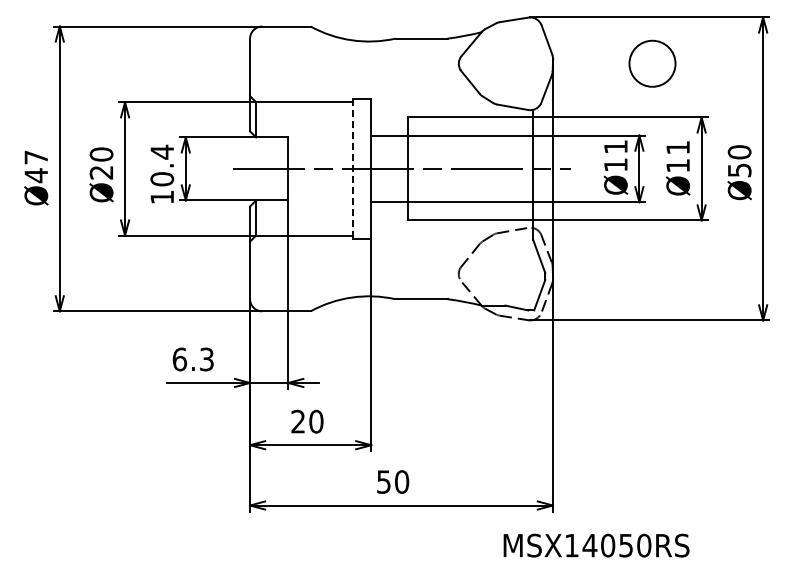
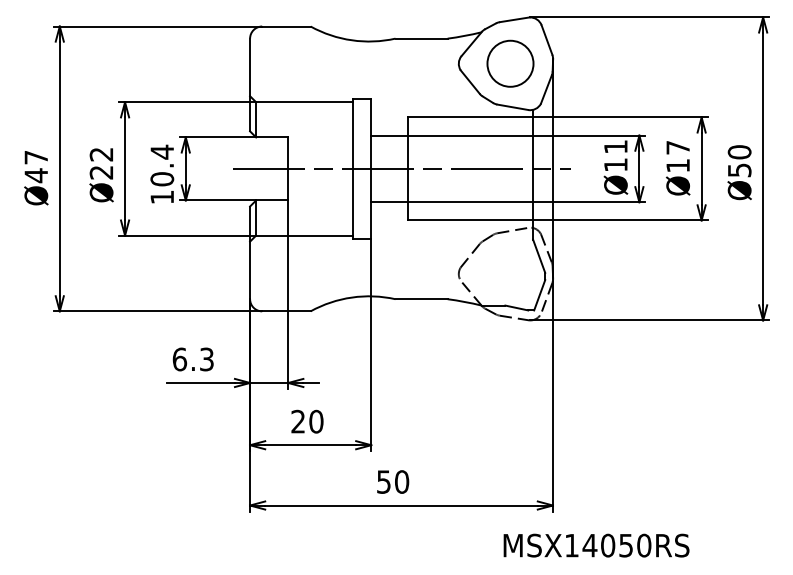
circle position: (652, 63) -> (510, 63) (510, 63)
text: Ø11 -> Ø17 (677, 147)
text: Ø20 -> Ø22 (101, 154)
line: dashed -> solid (353, 168)
